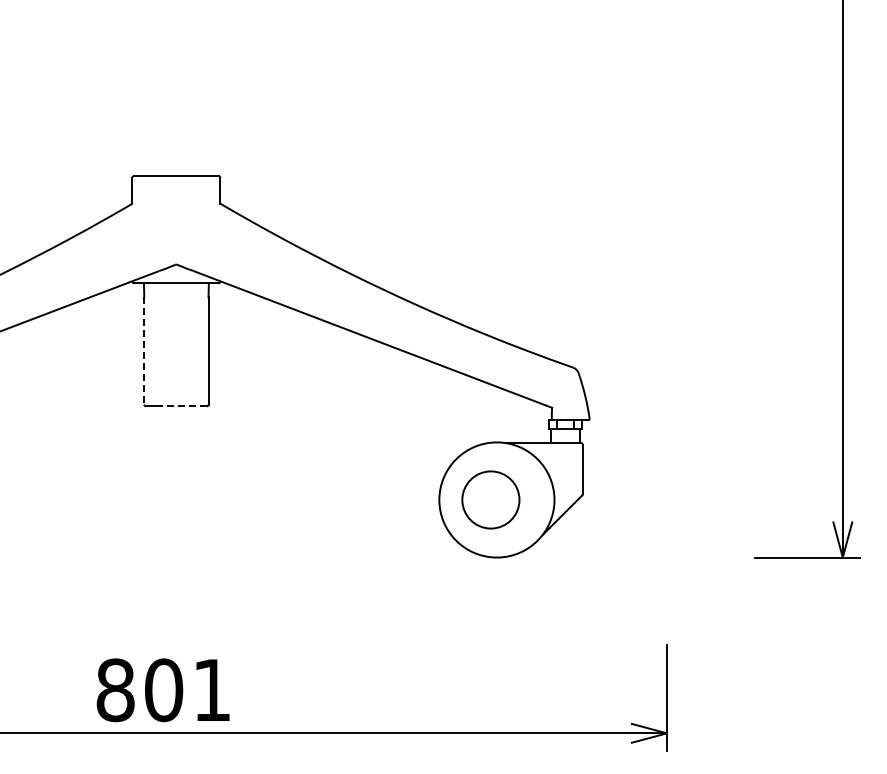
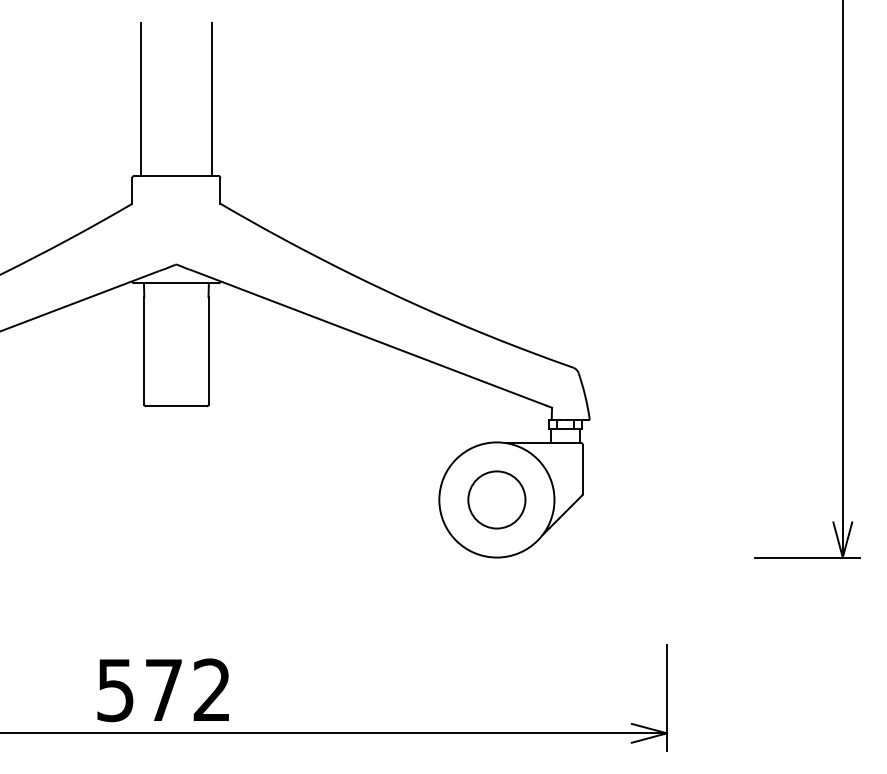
line: none -> present (141, 99)
line: none -> present (211, 99)
line: dashed -> solid (144, 350)
line: dashed -> solid (180, 406)
circle position: (490, 499) -> (496, 499) (496, 499)
text: 801 -> 572 (162, 690)
